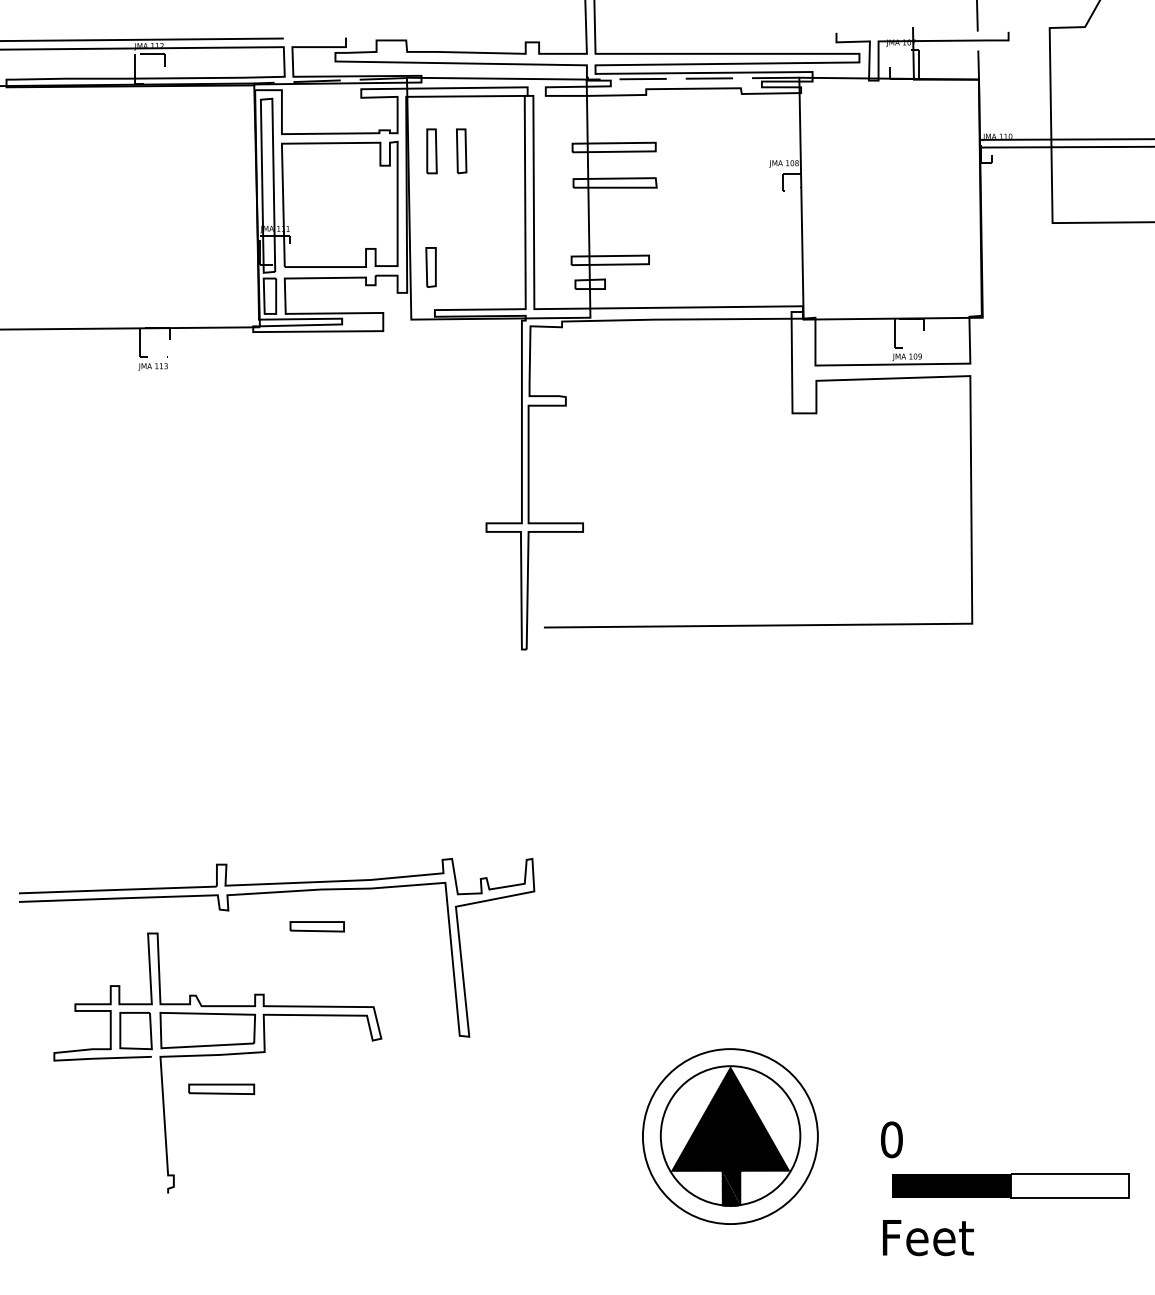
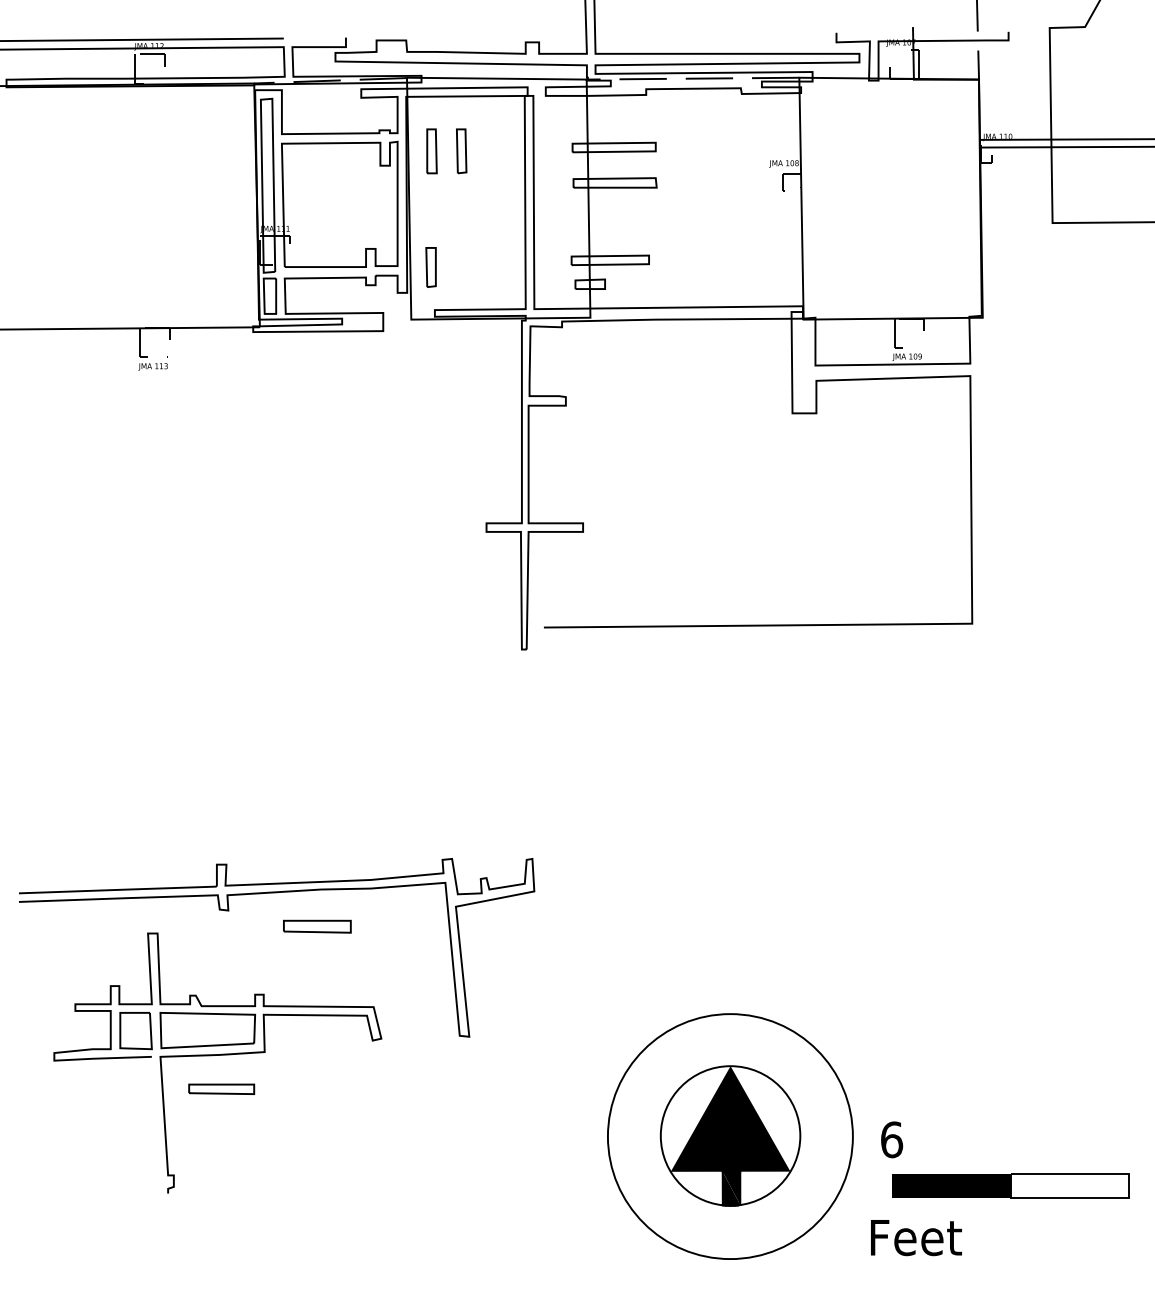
part size: 56x12 px -> 69x15 px (317, 926)
circle diameter: 175 px -> 245 px (729, 1136)
text: 0 -> 6 (892, 1139)
text position: (928, 1238) -> (916, 1238) (916, 1238)
